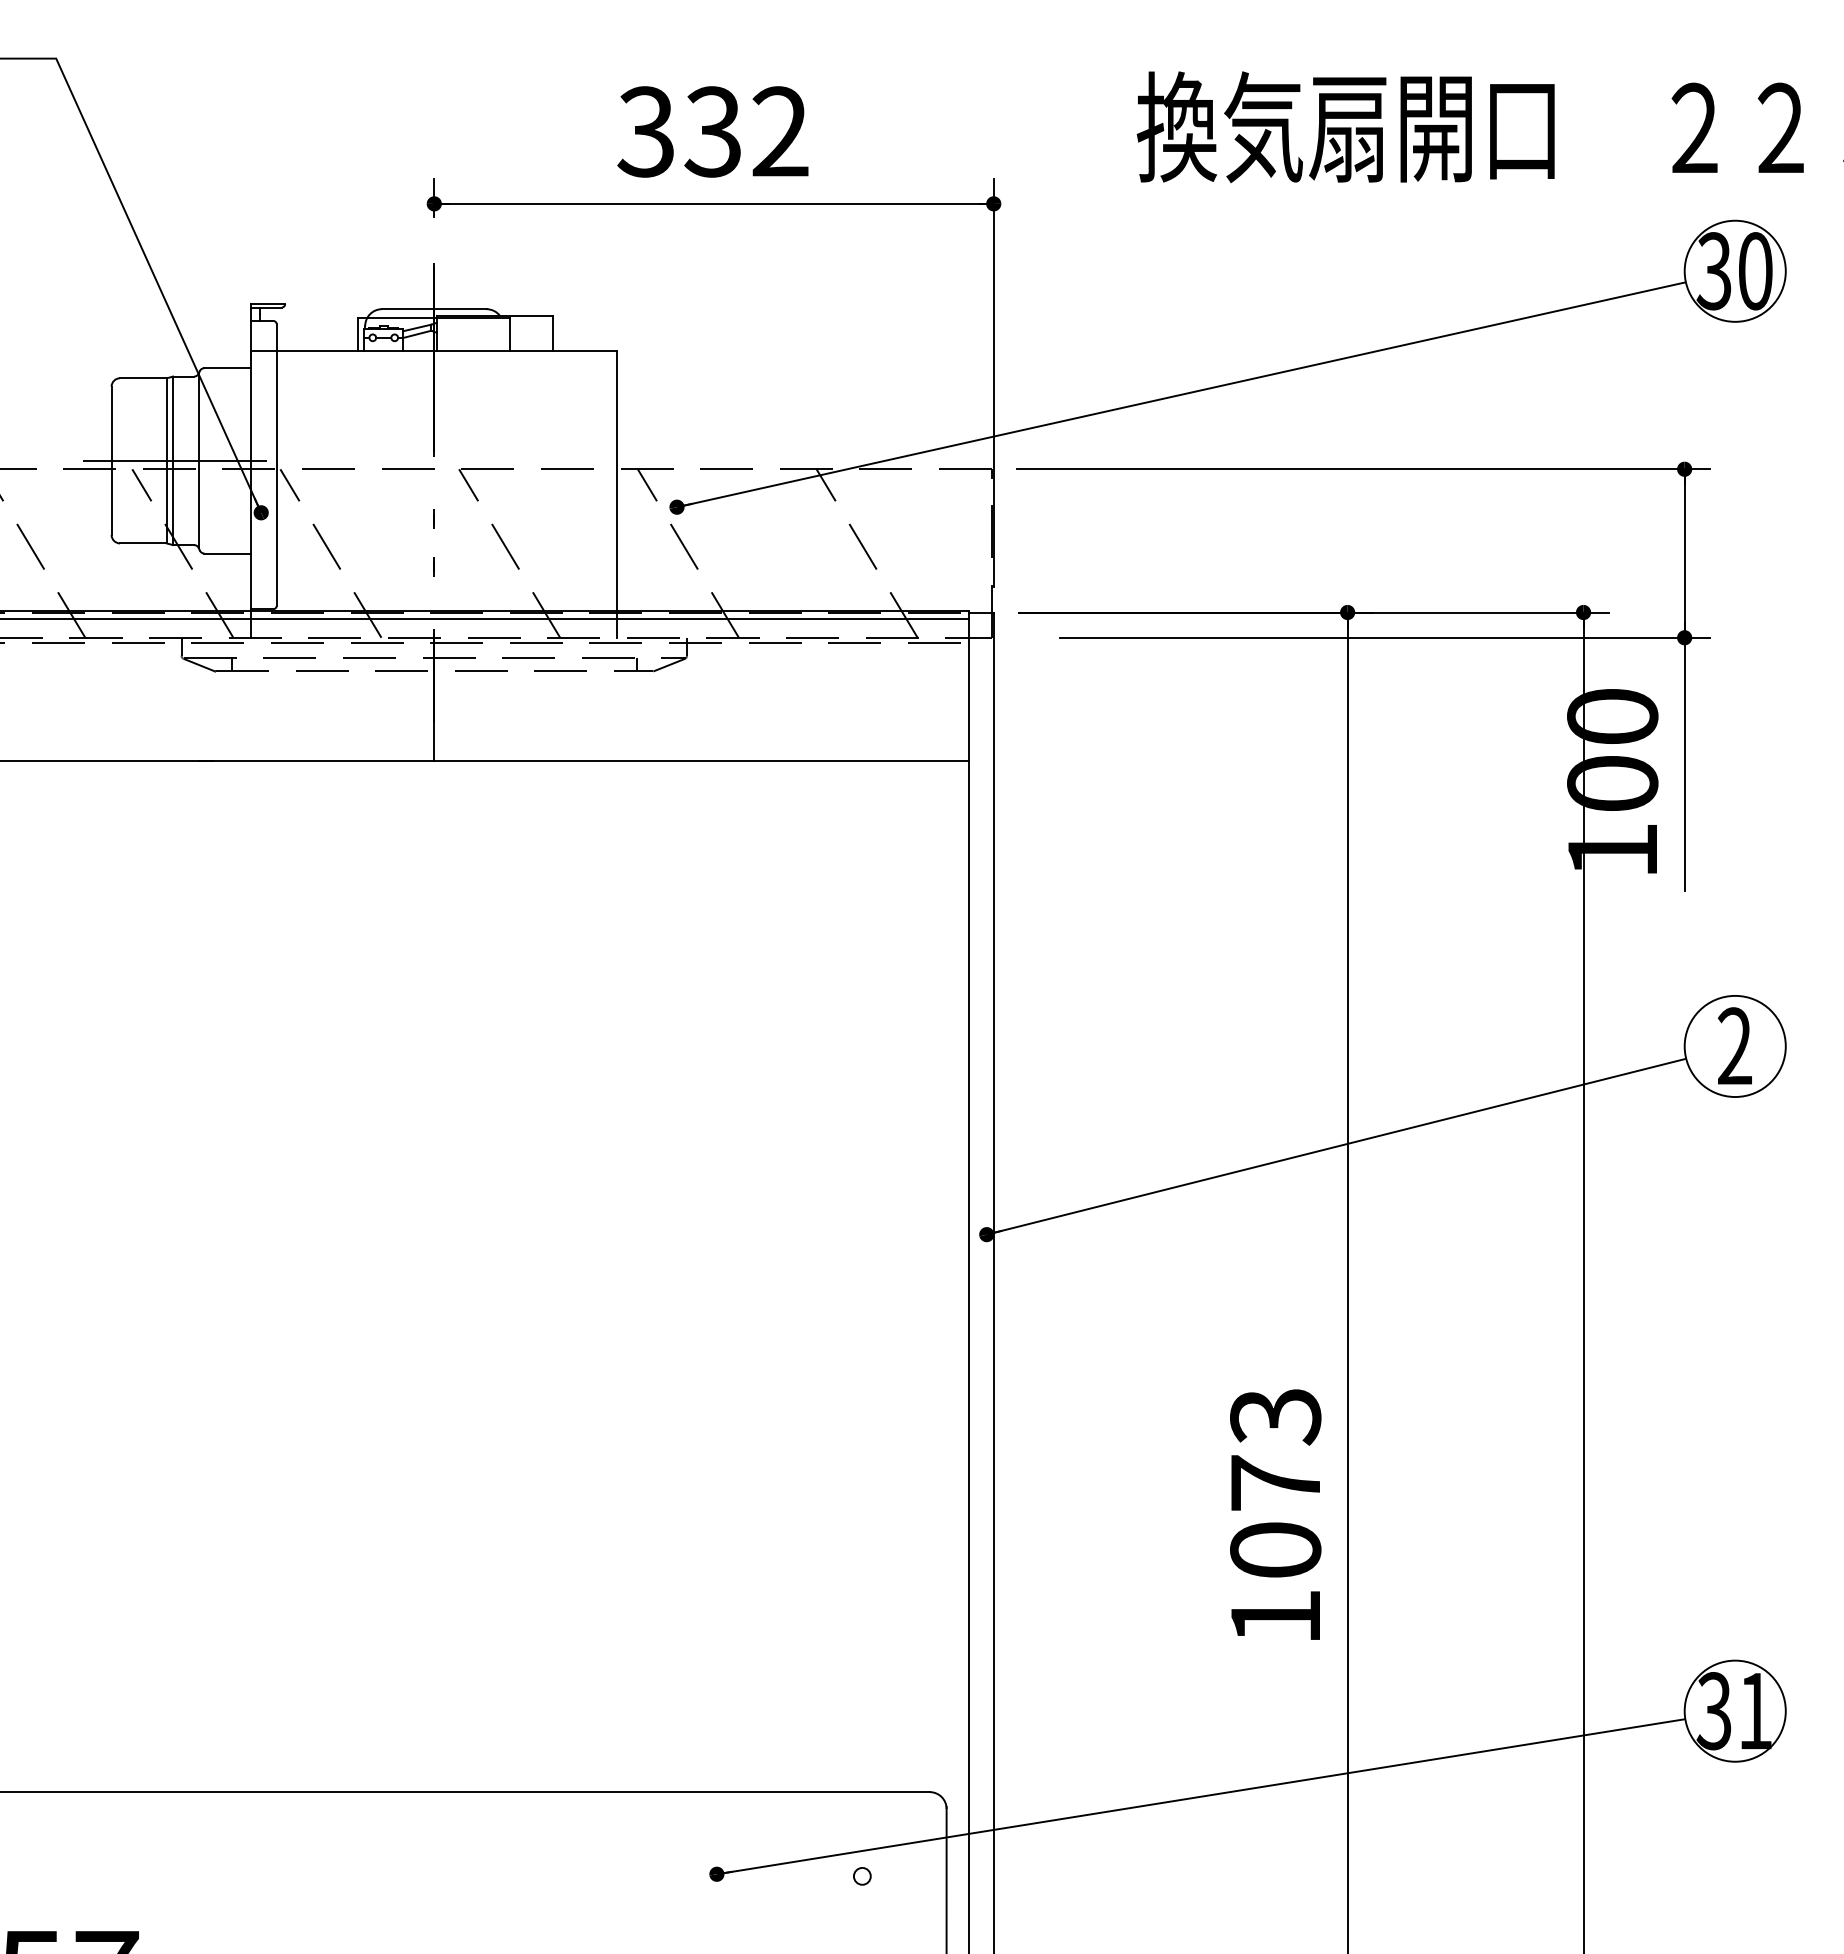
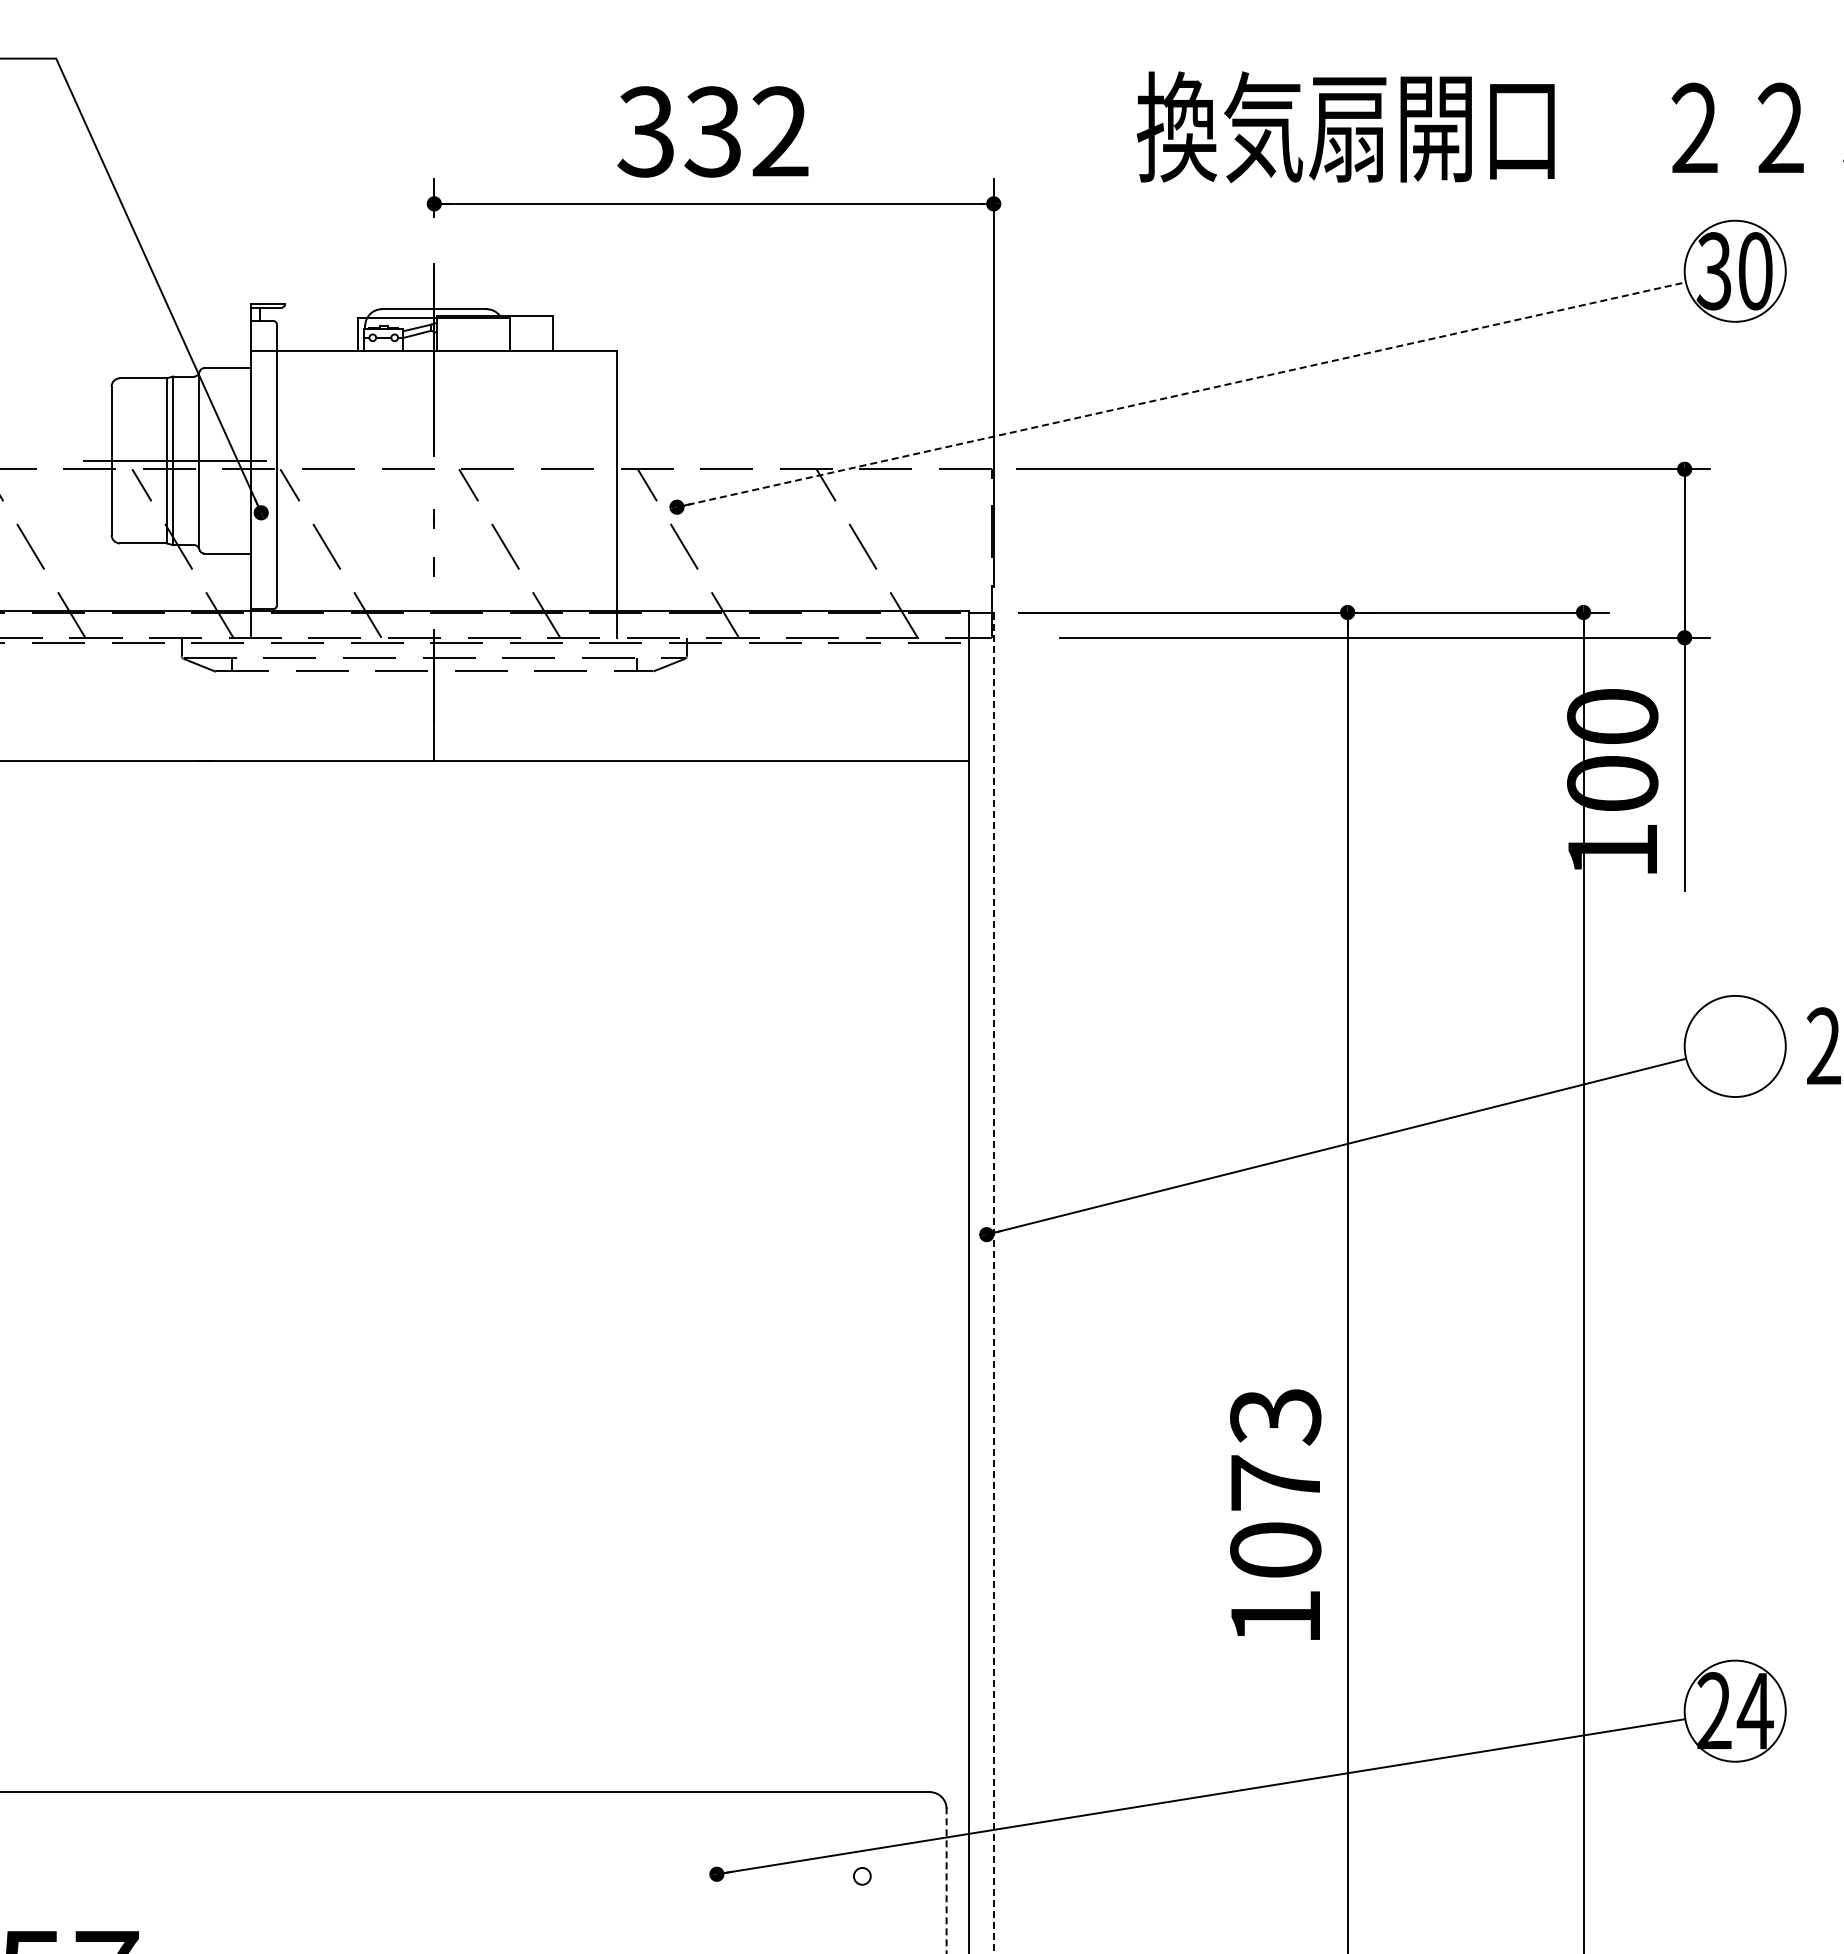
line: solid -> dashed (1181, 394)
line: present -> none (485, 619)
text position: (1734, 1045) -> (1823, 1045) (1823, 1045)
line: solid -> dashed (993, 1283)
text: 31 -> 24 (1734, 1711)
line: solid -> dashed (946, 1879)
